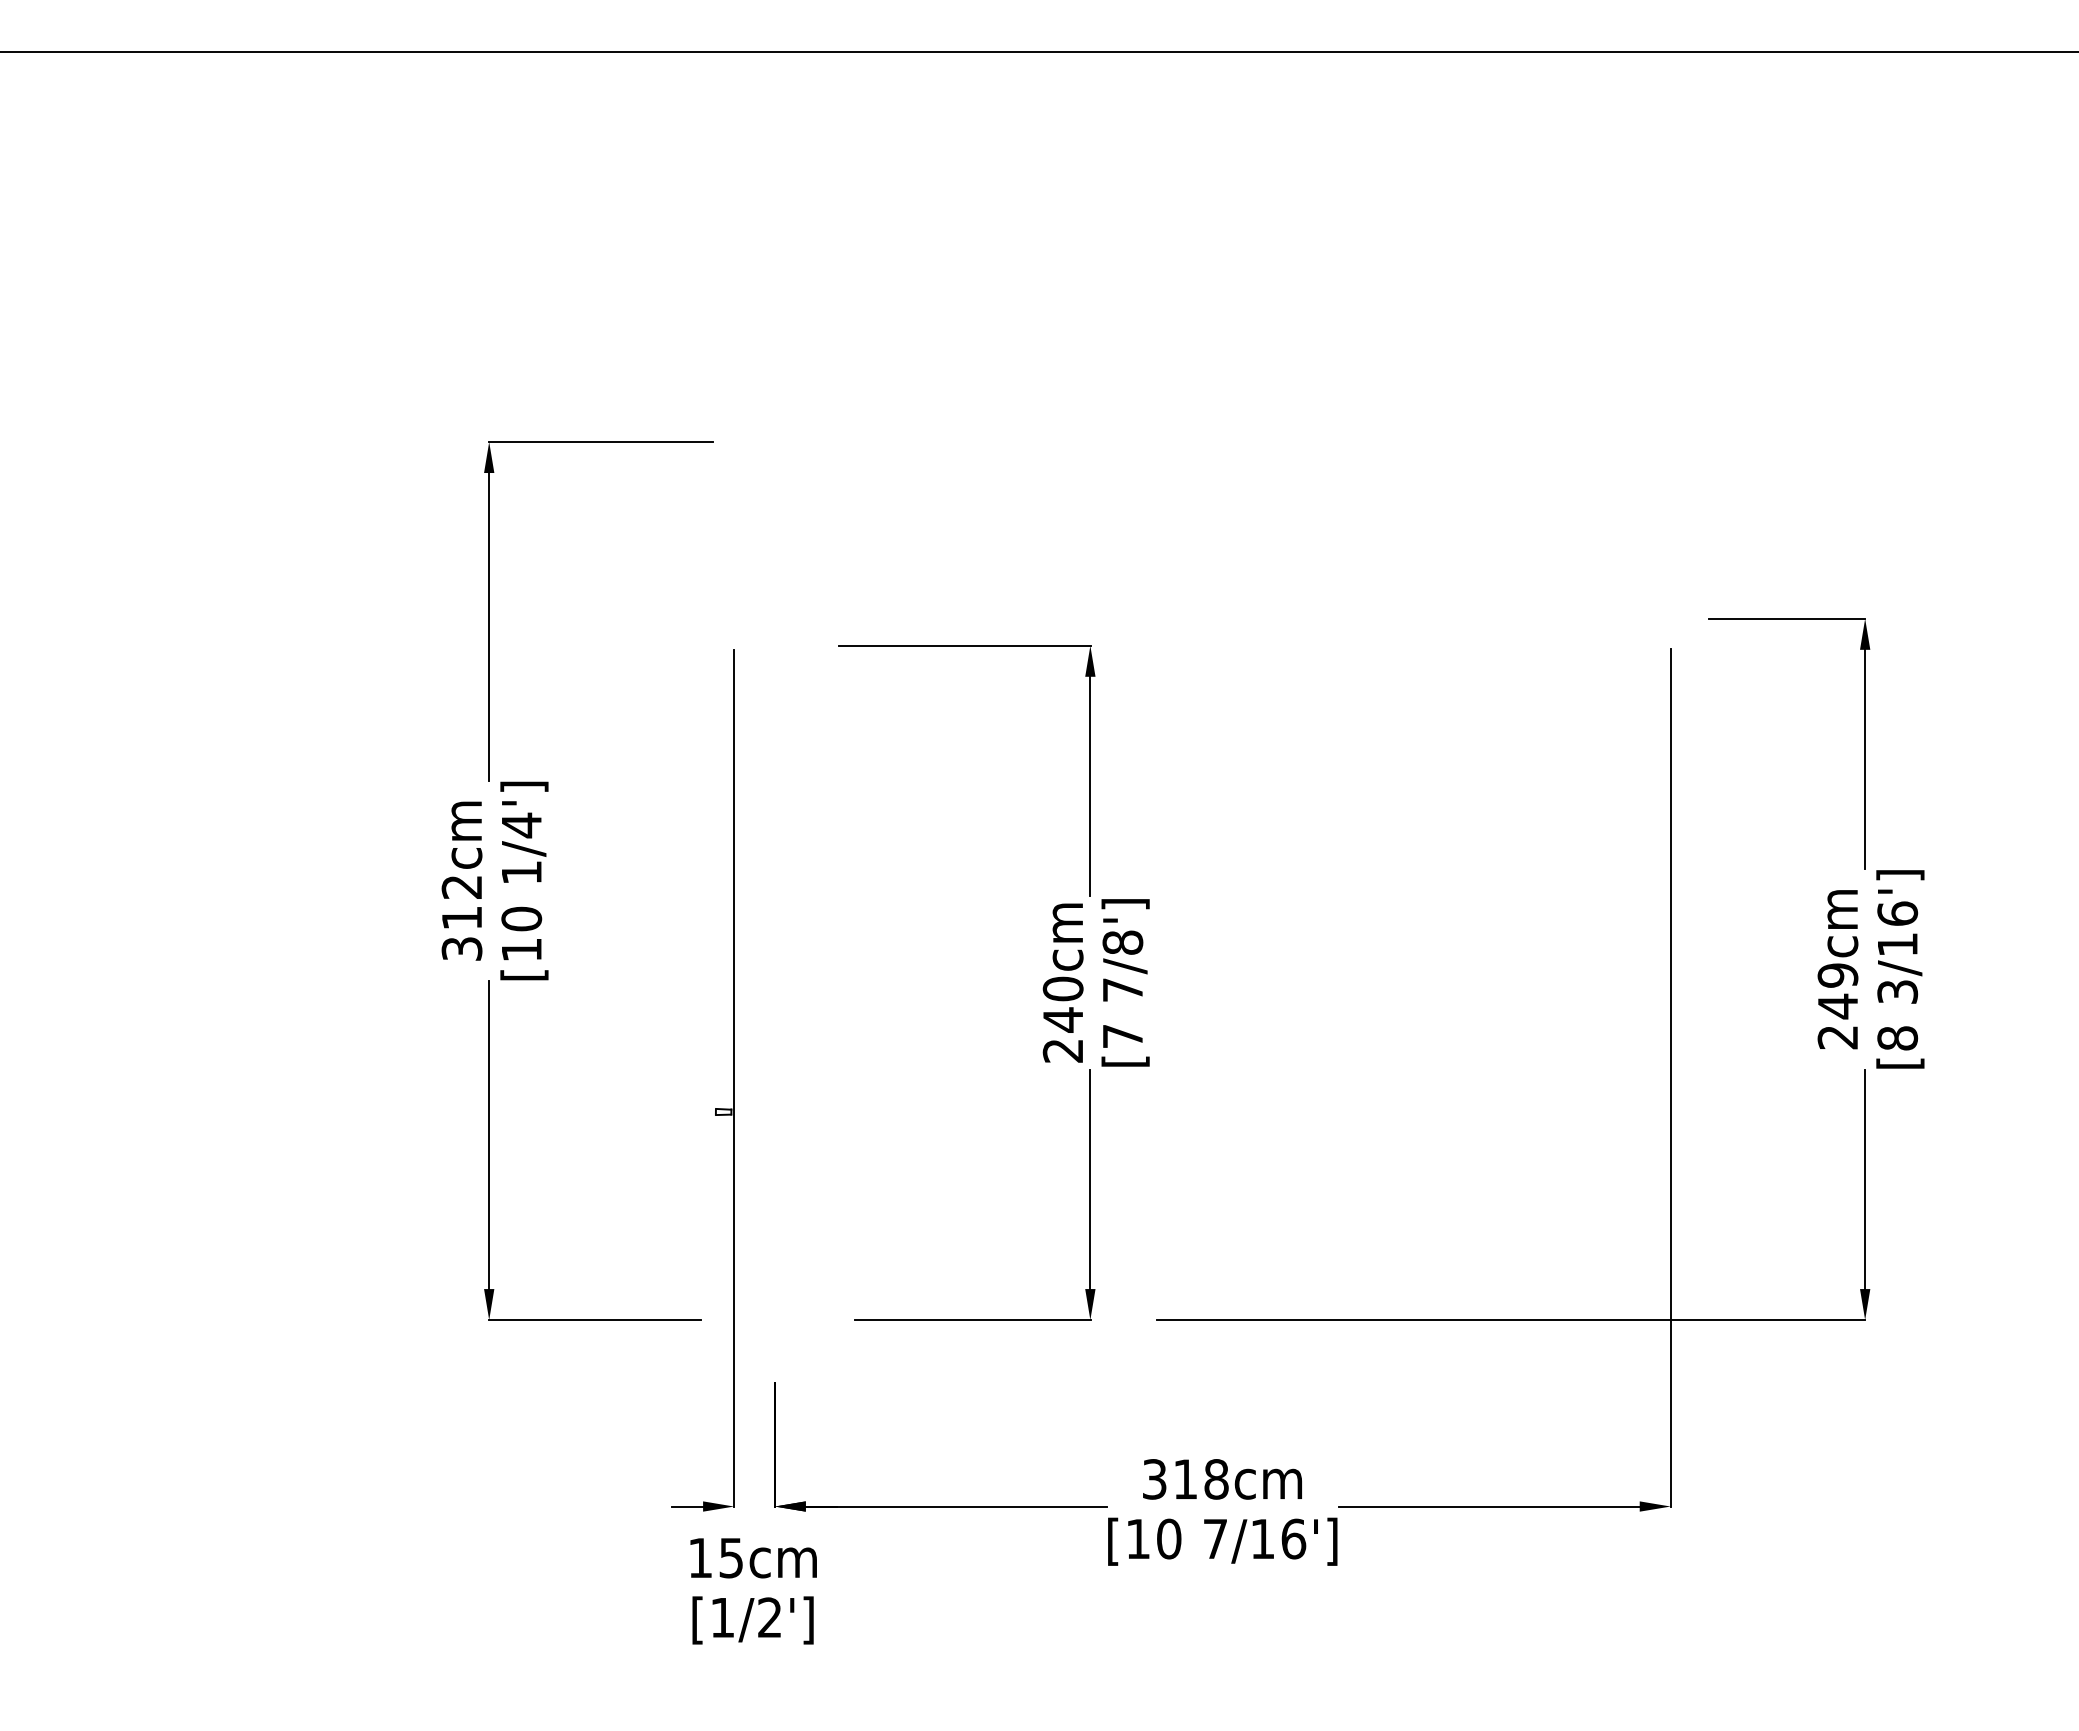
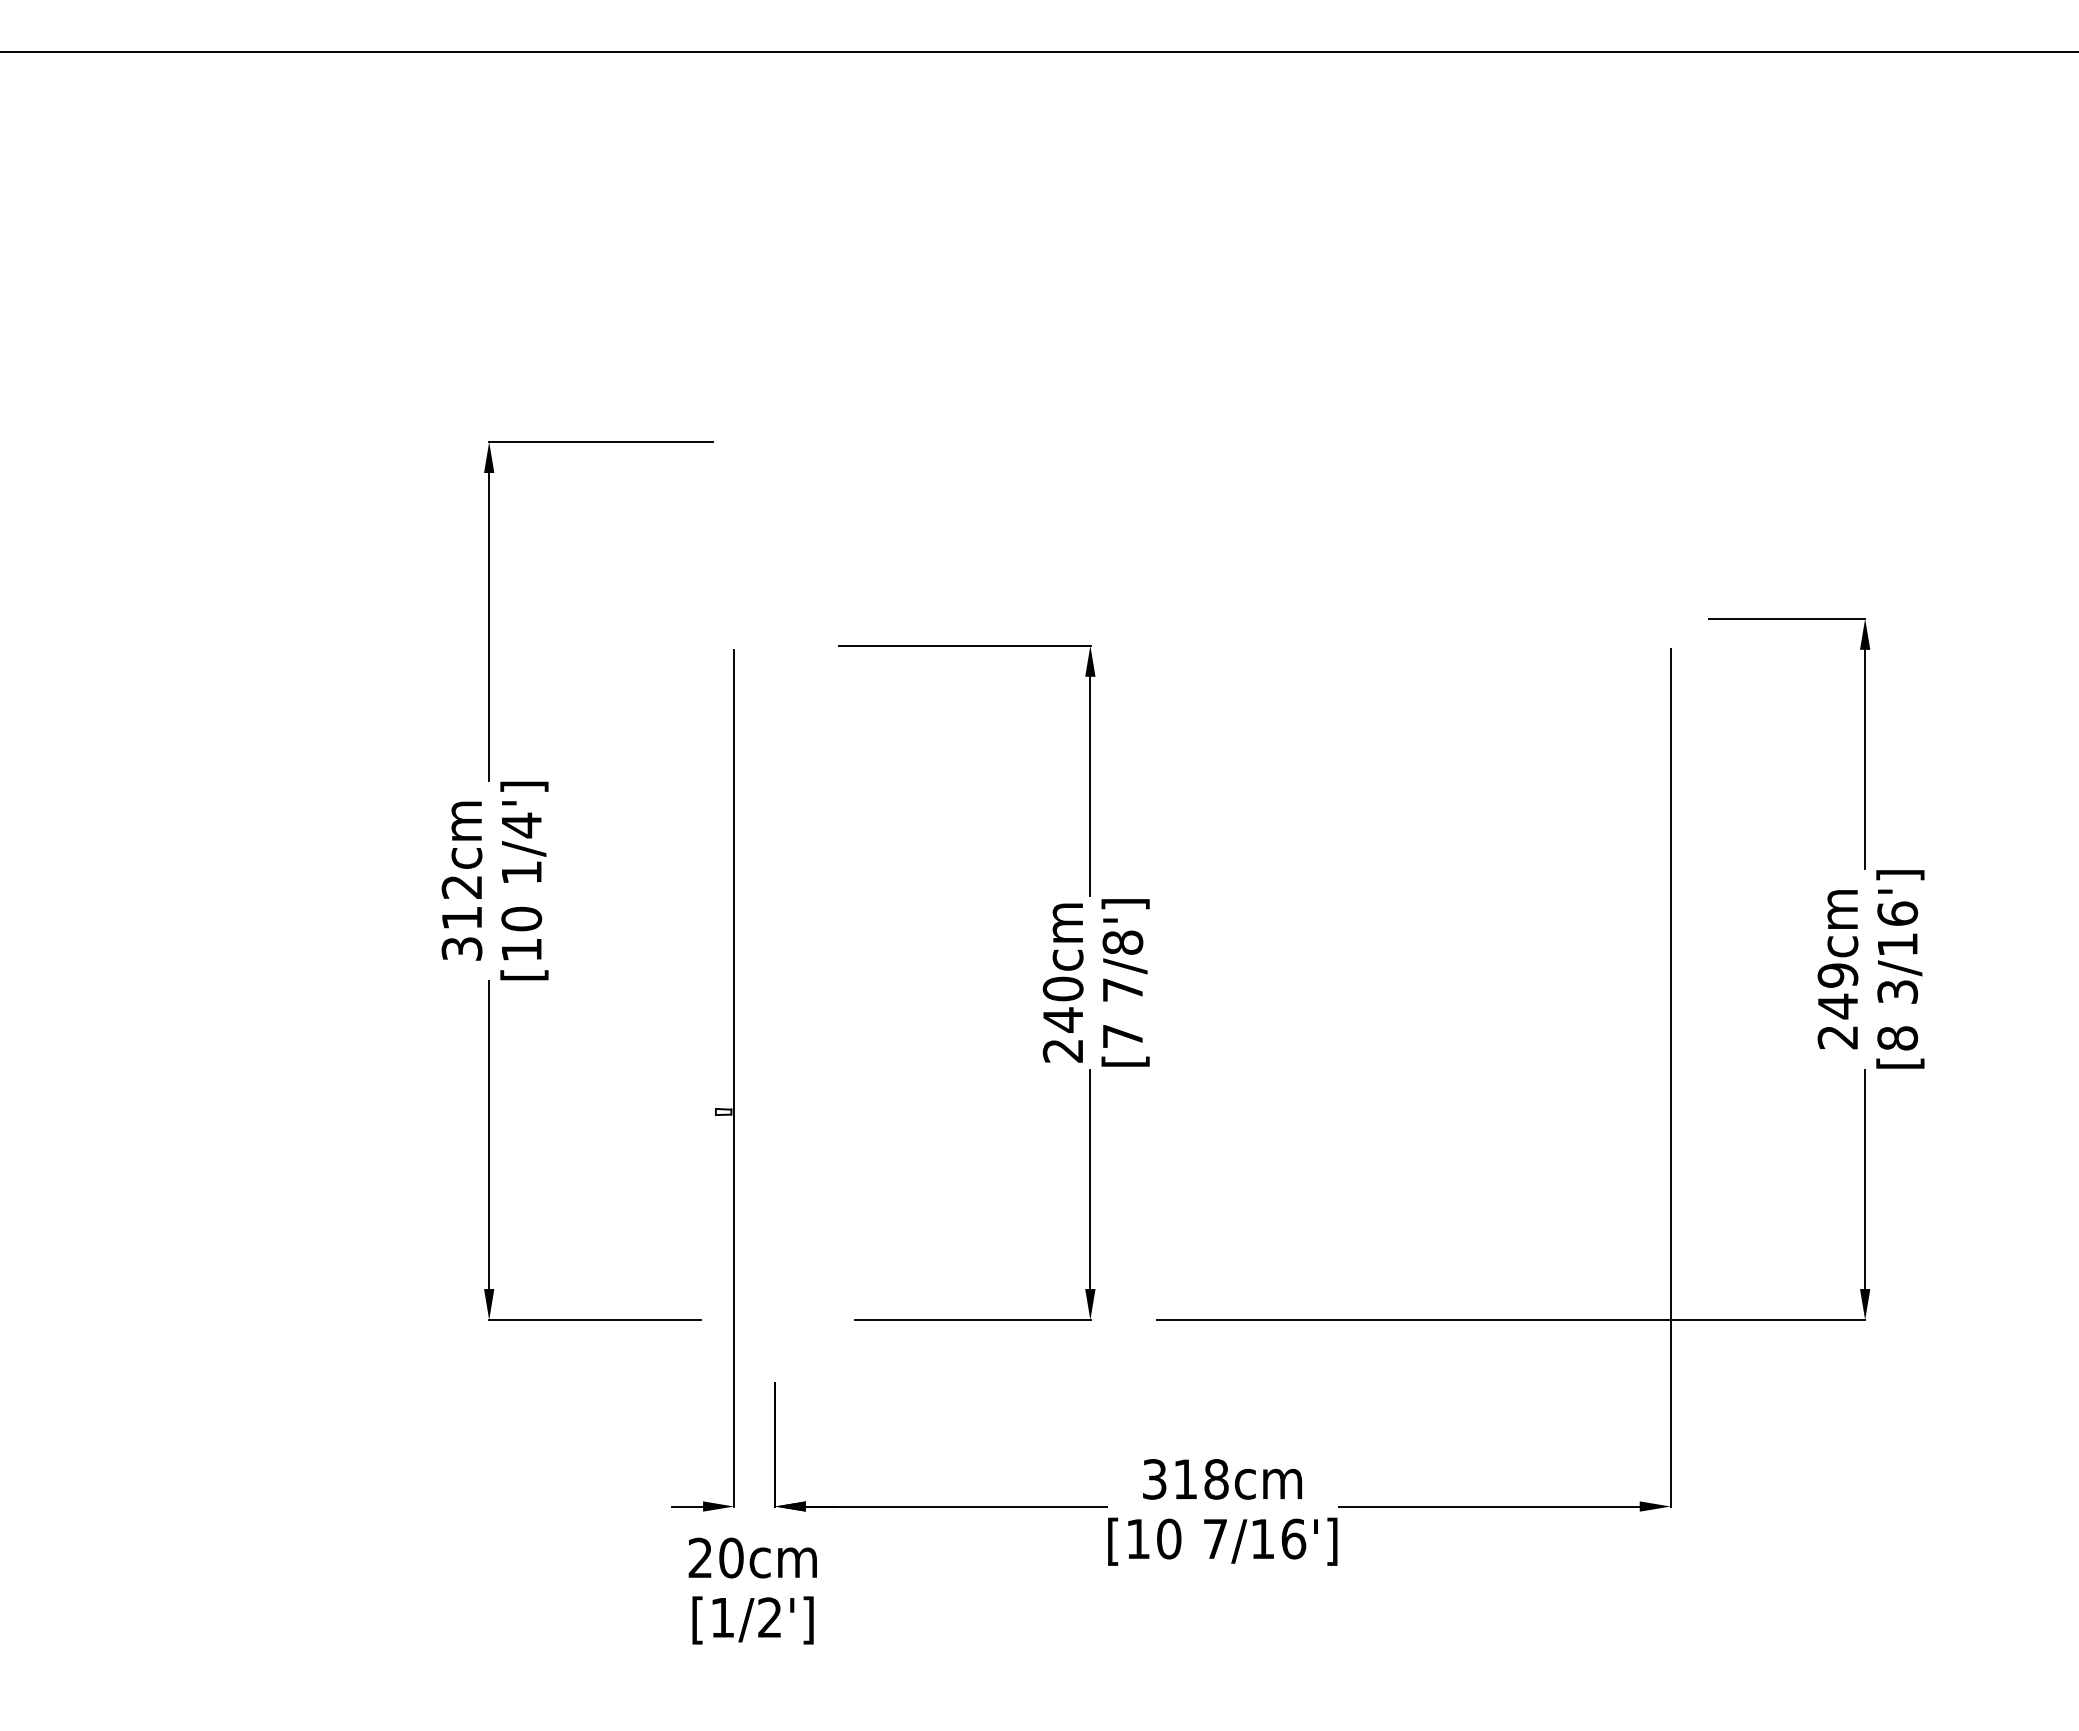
text: 15cm -> 20cm (715, 1557)
